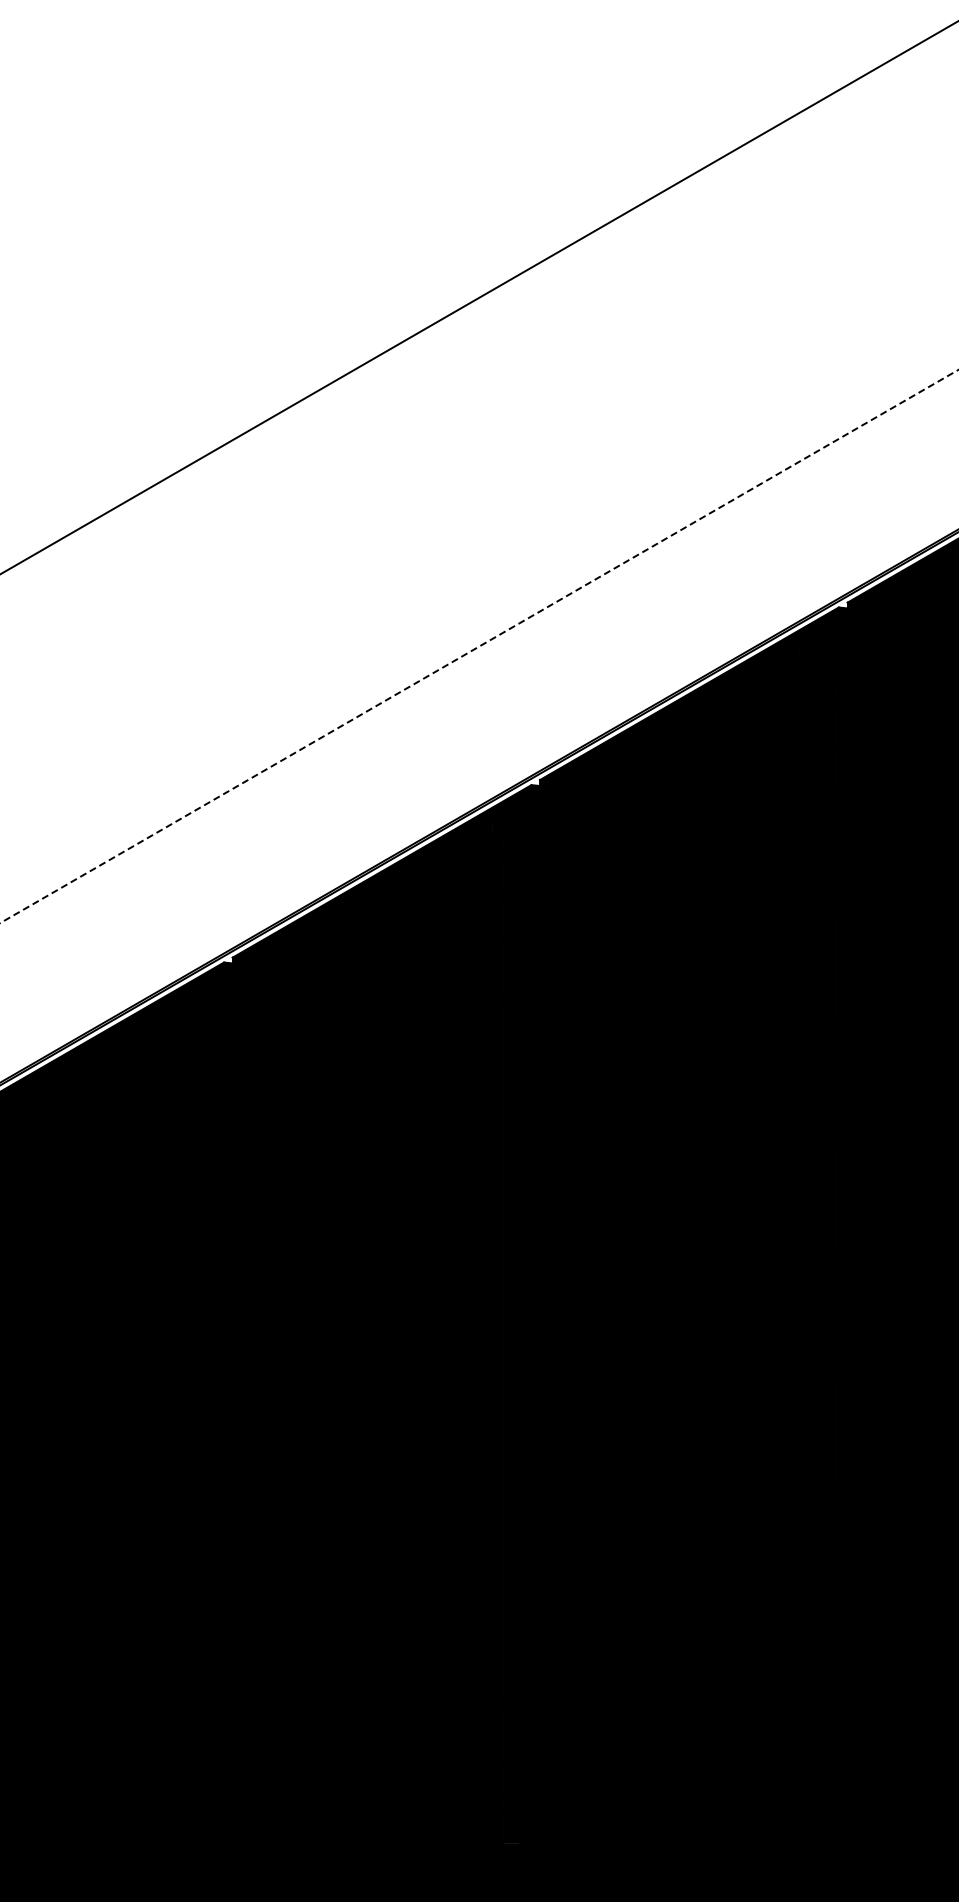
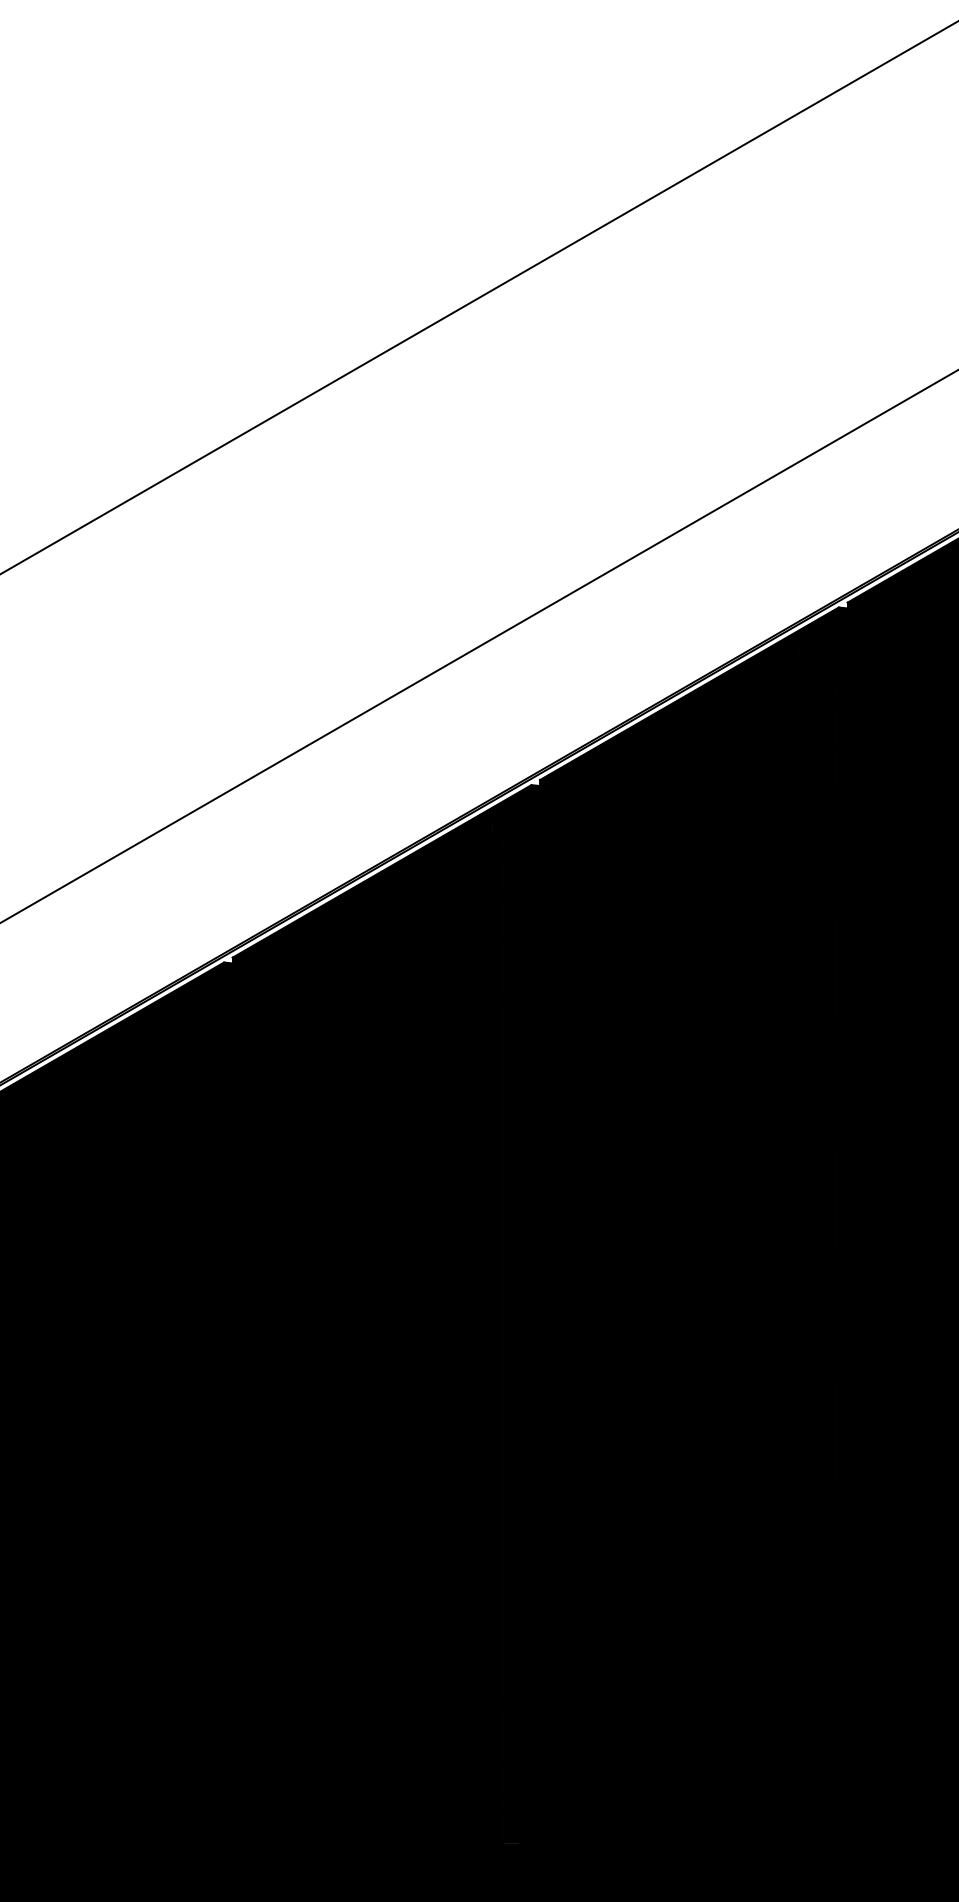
line: dashed -> solid (479, 646)
